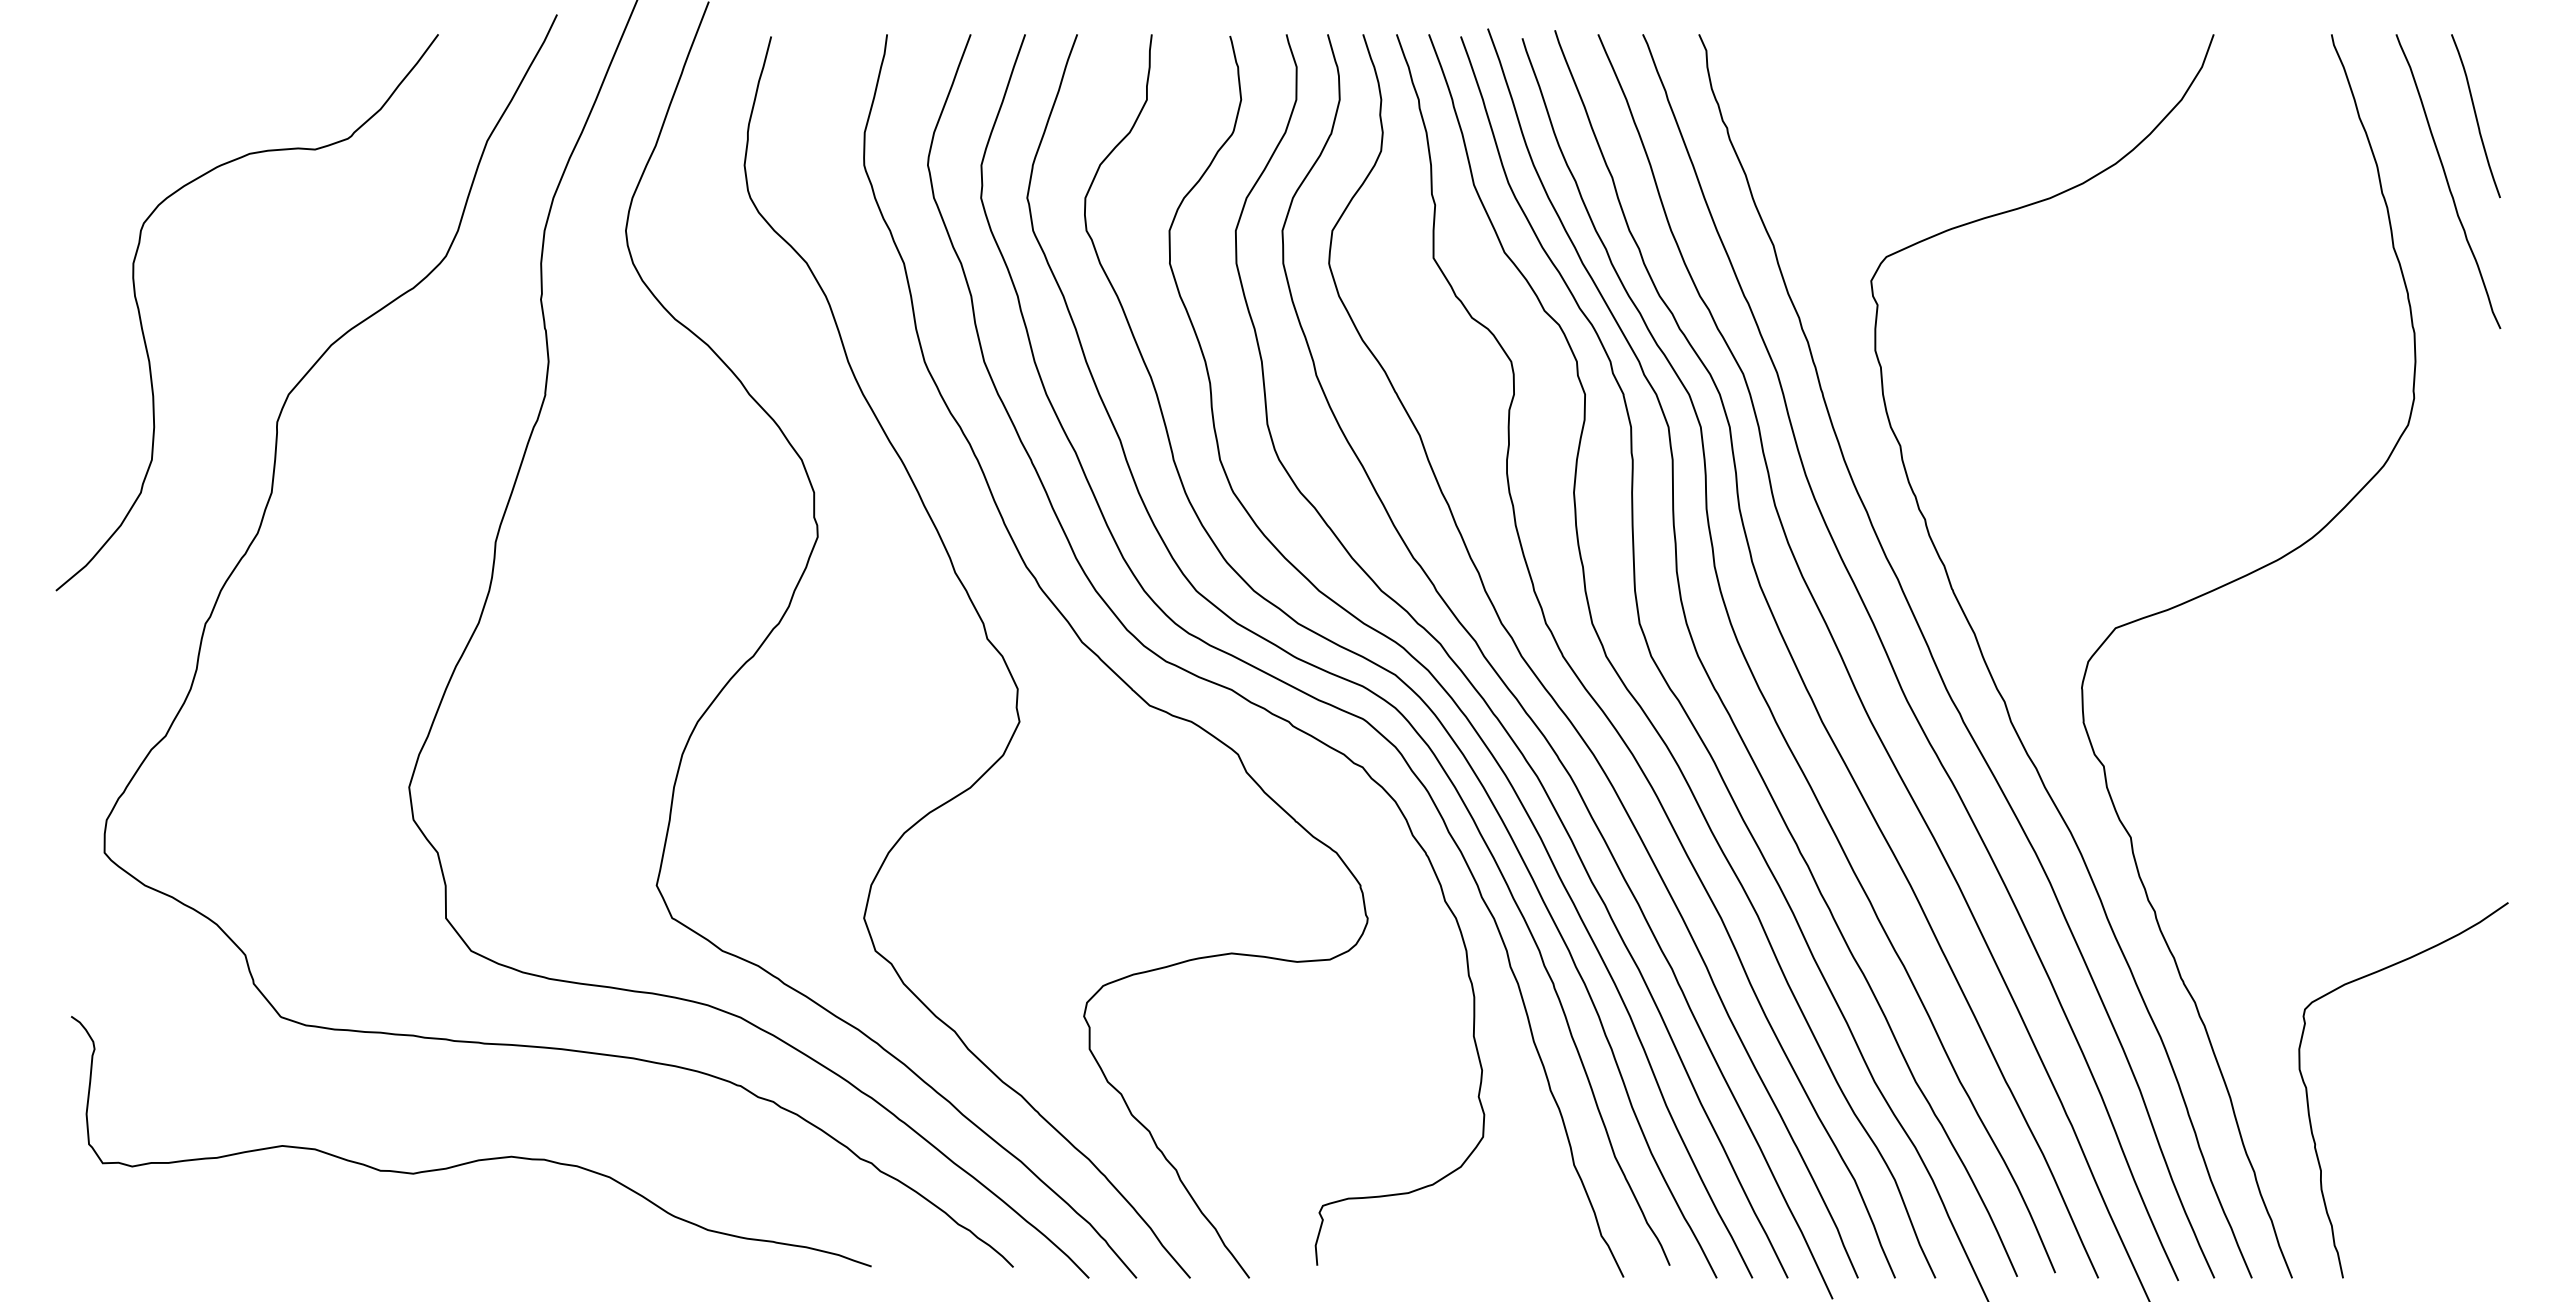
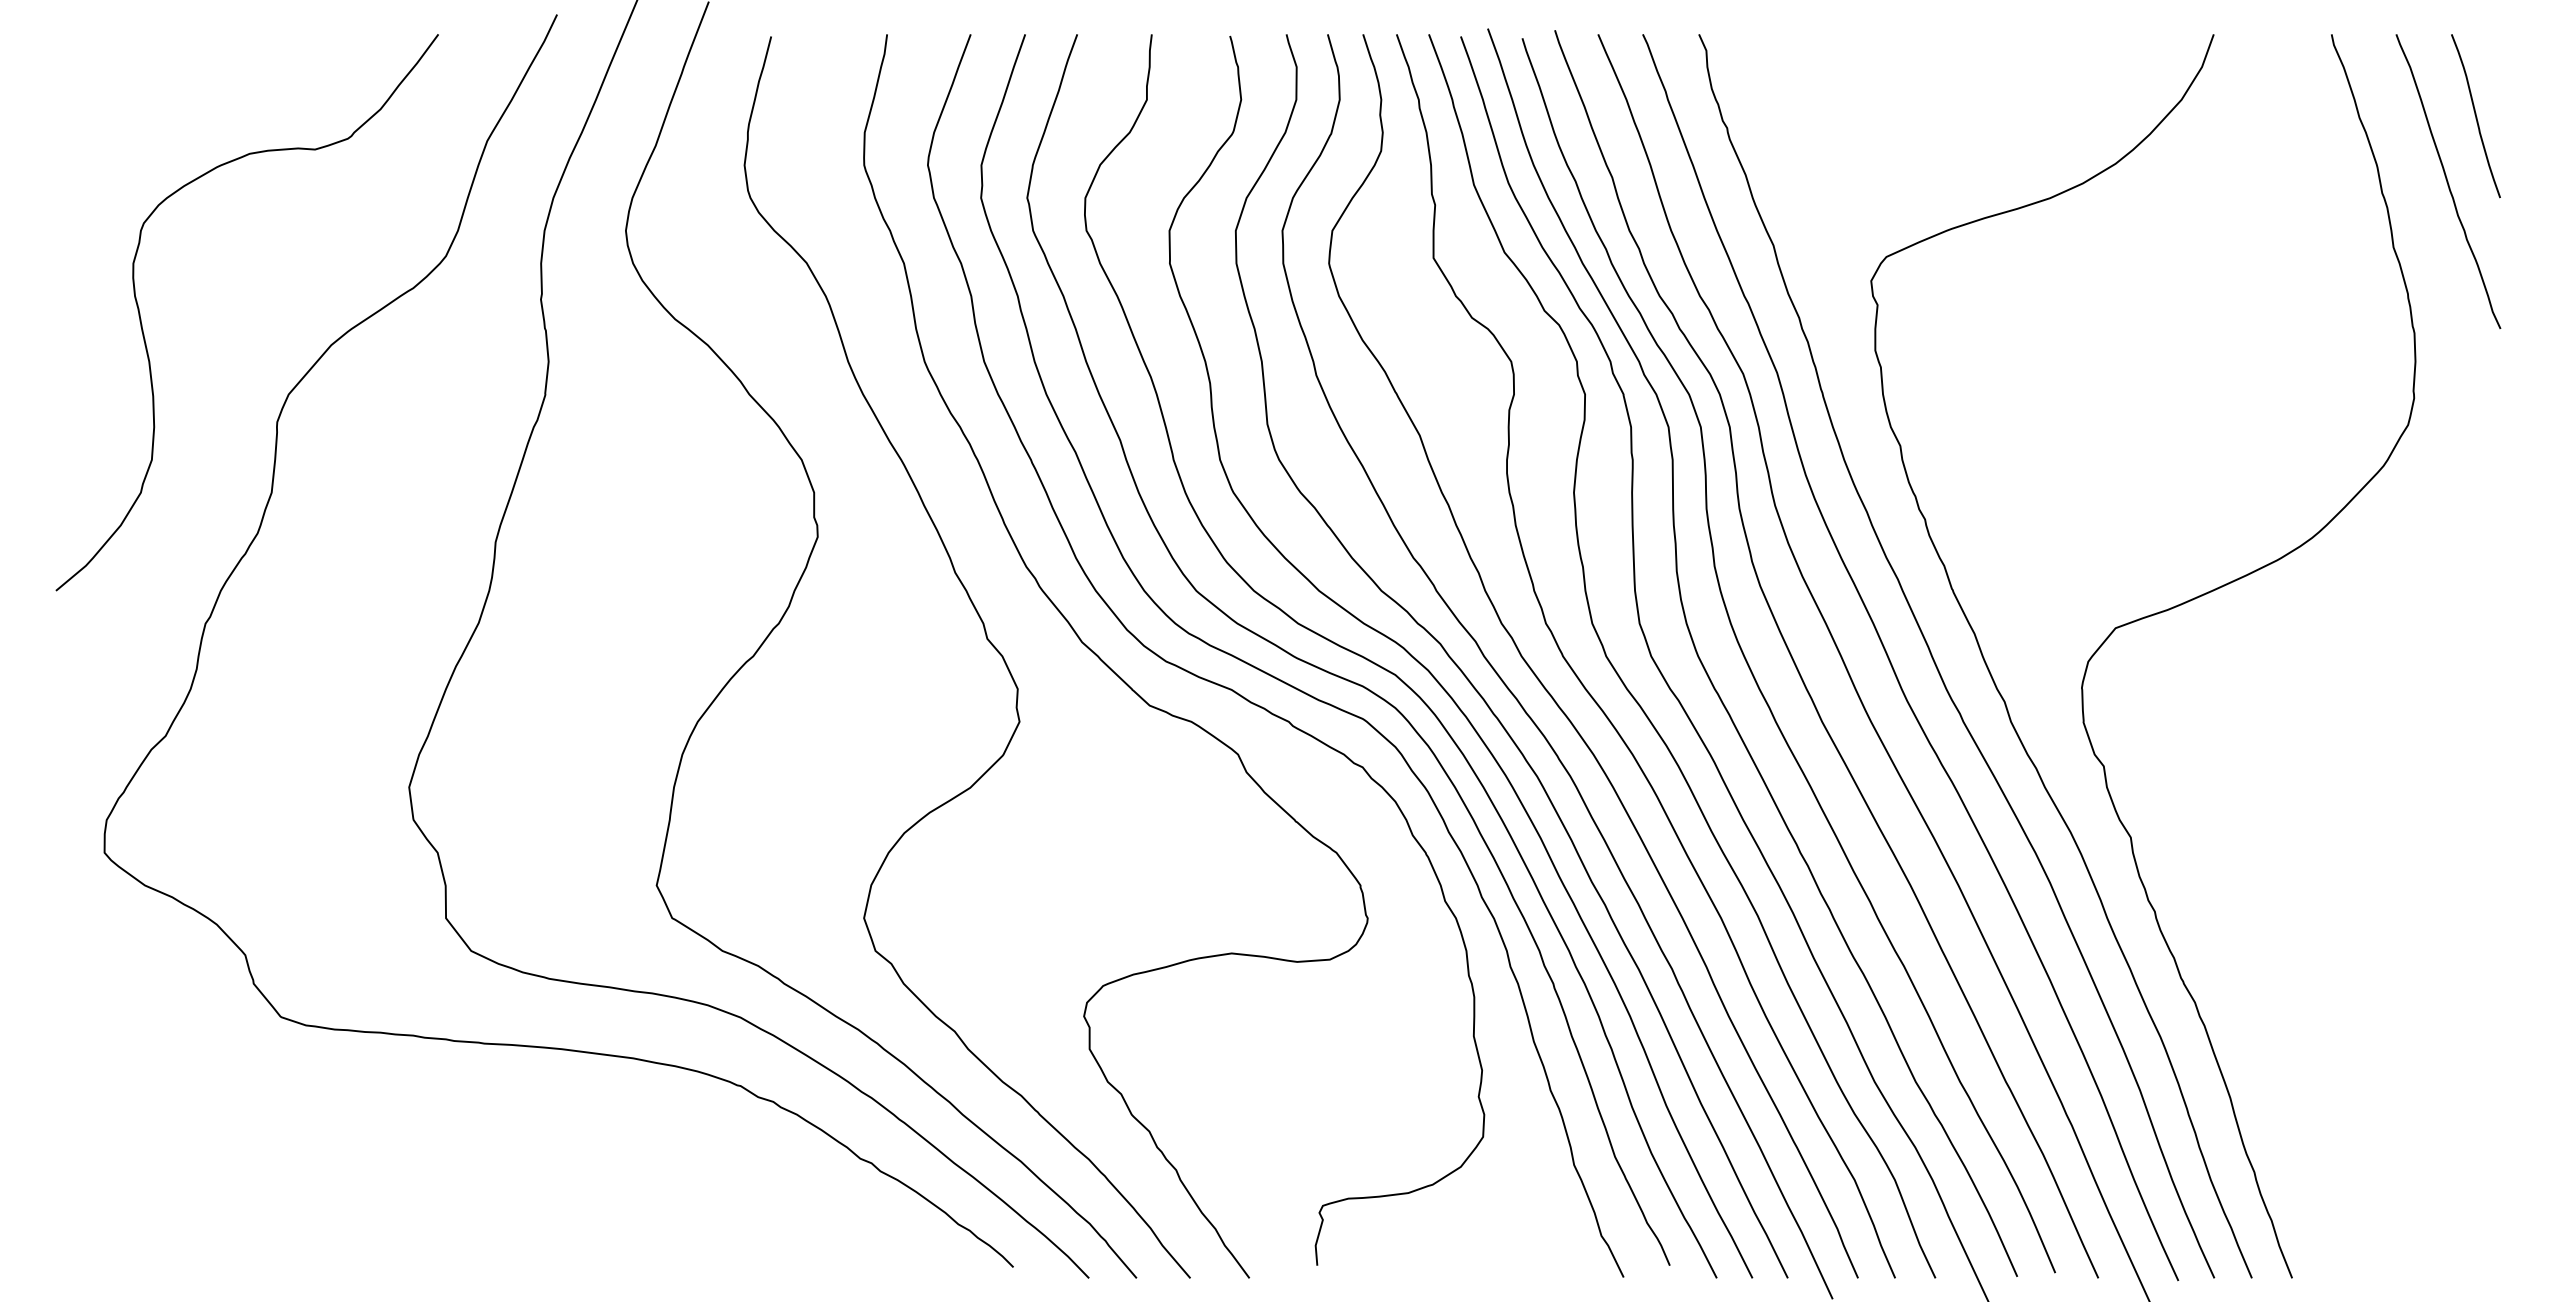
curve: present -> none (2308, 1097)
curve: present -> none (477, 1159)
